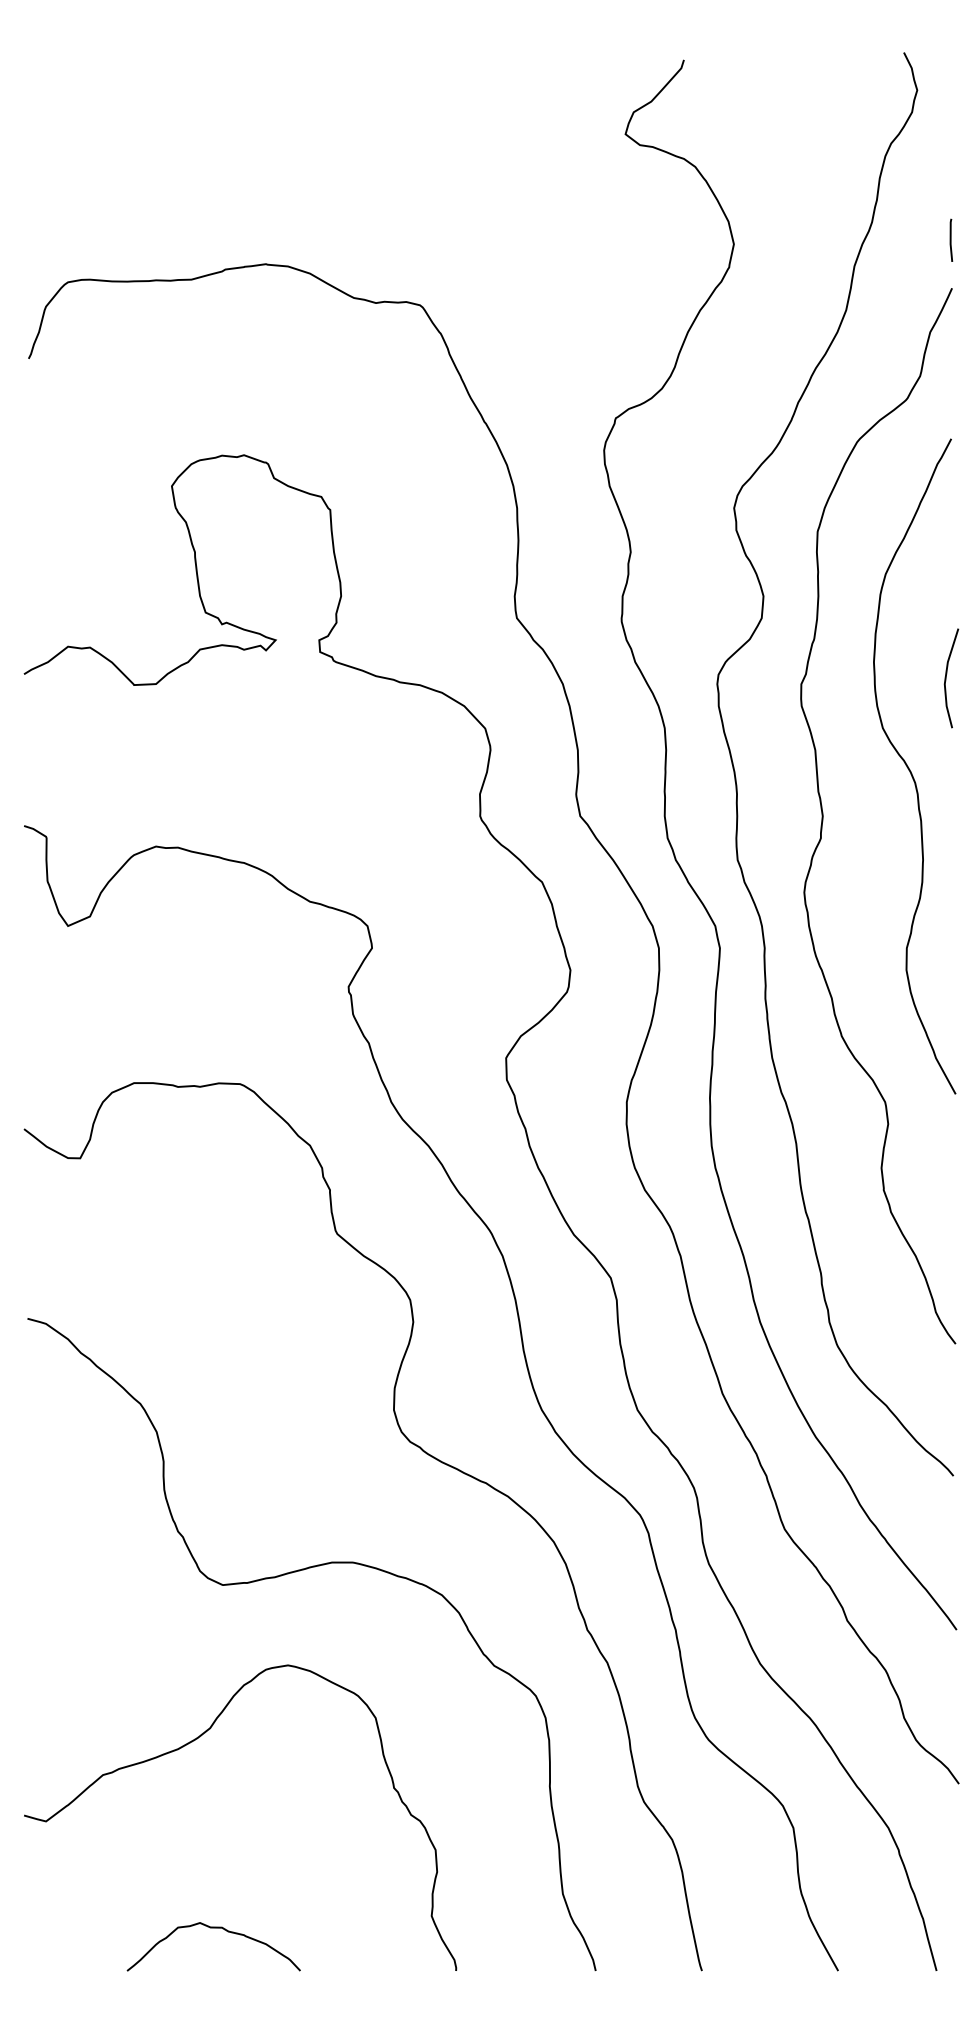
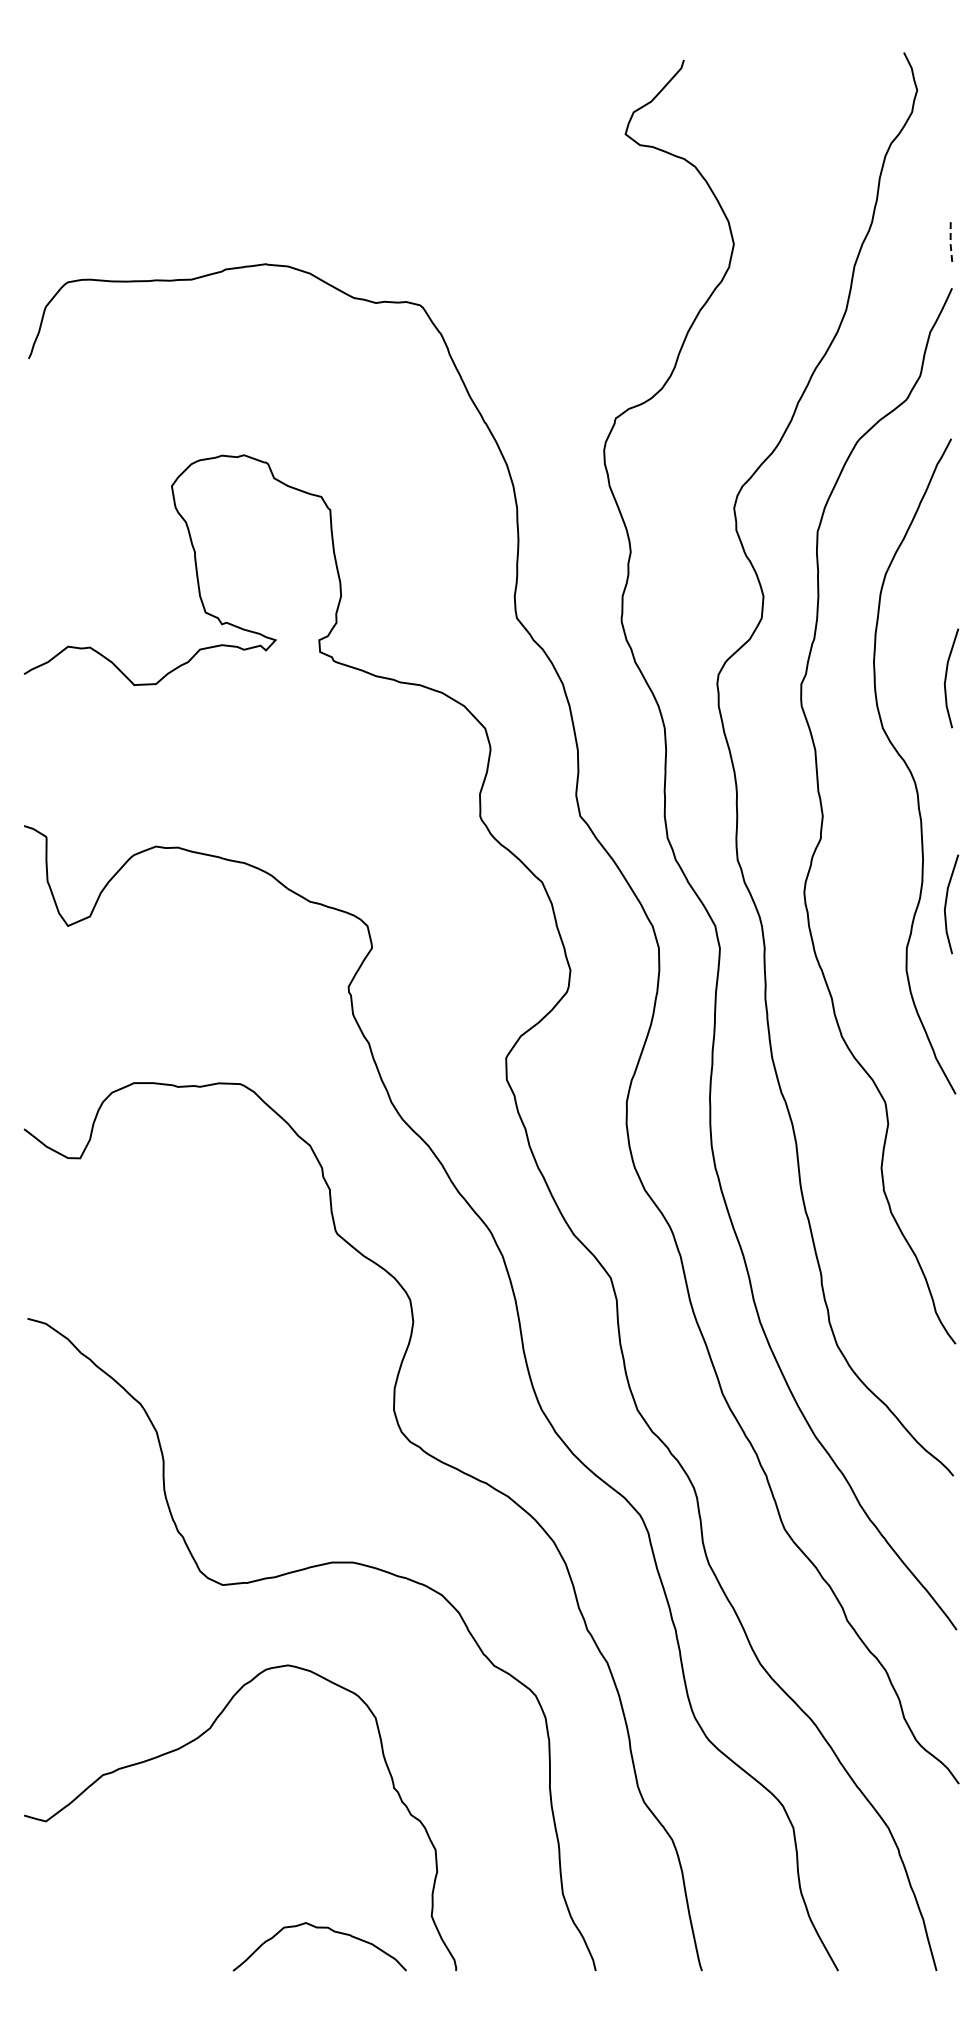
line: solid -> dashed (950, 240)
line: none -> present (946, 904)
curve position: (213, 1928) -> (319, 1928) (319, 1928)
